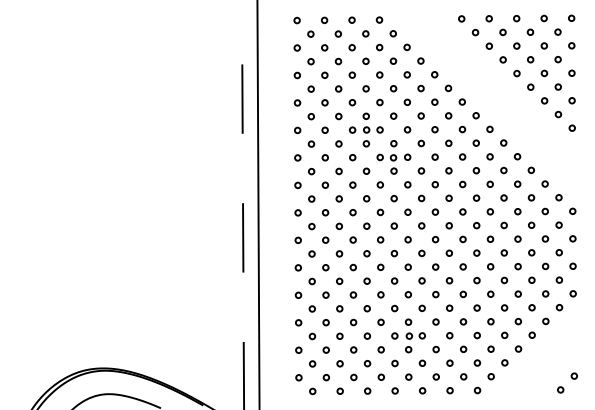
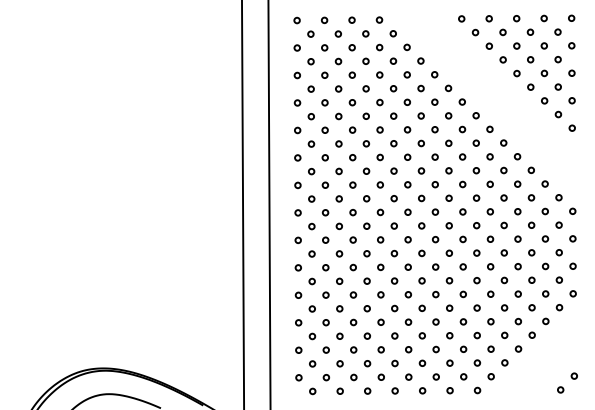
circle: present -> none (366, 129)
circle: present -> none (393, 157)
line position: (258, 204) -> (269, 204) (269, 204)
line: dashed -> solid (243, 205)
circle: present -> none (408, 335)
